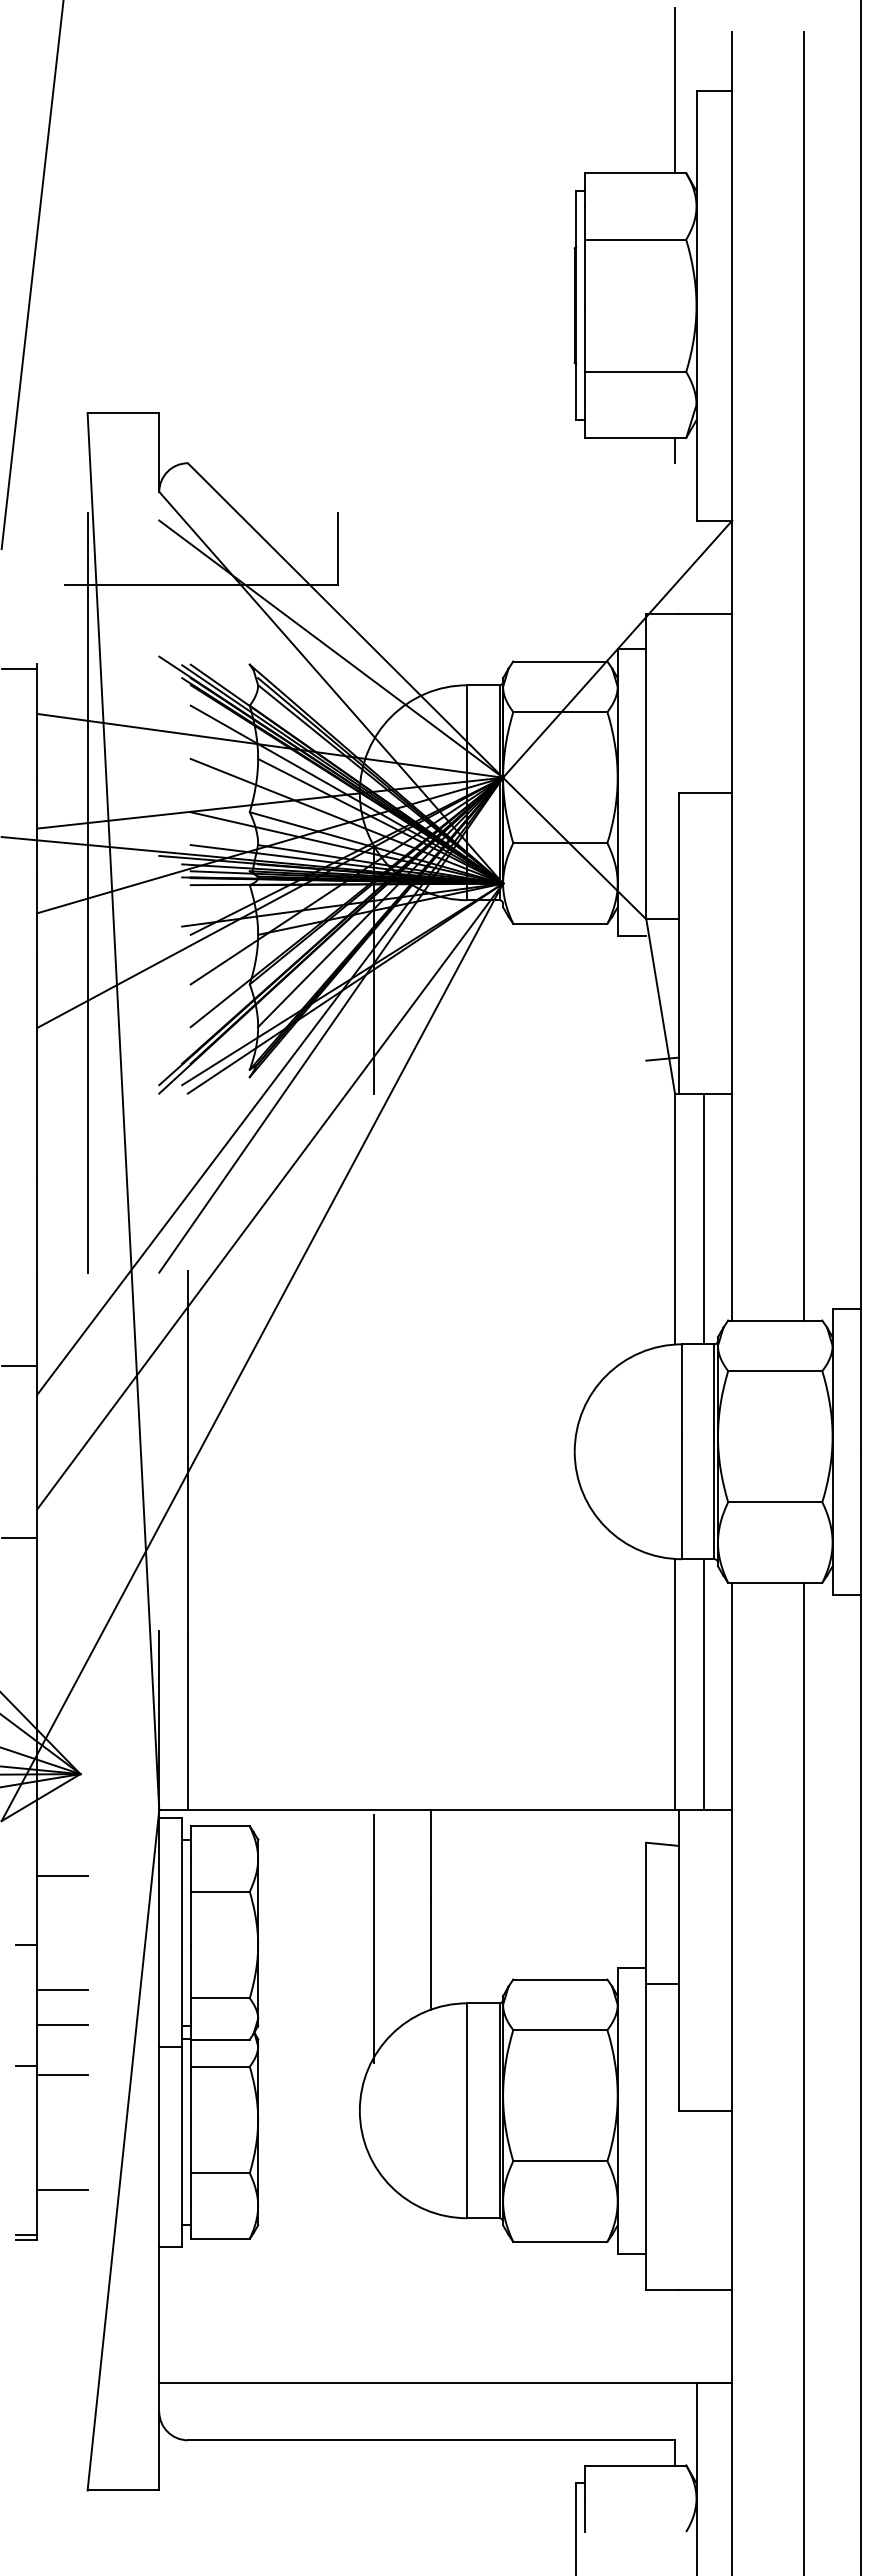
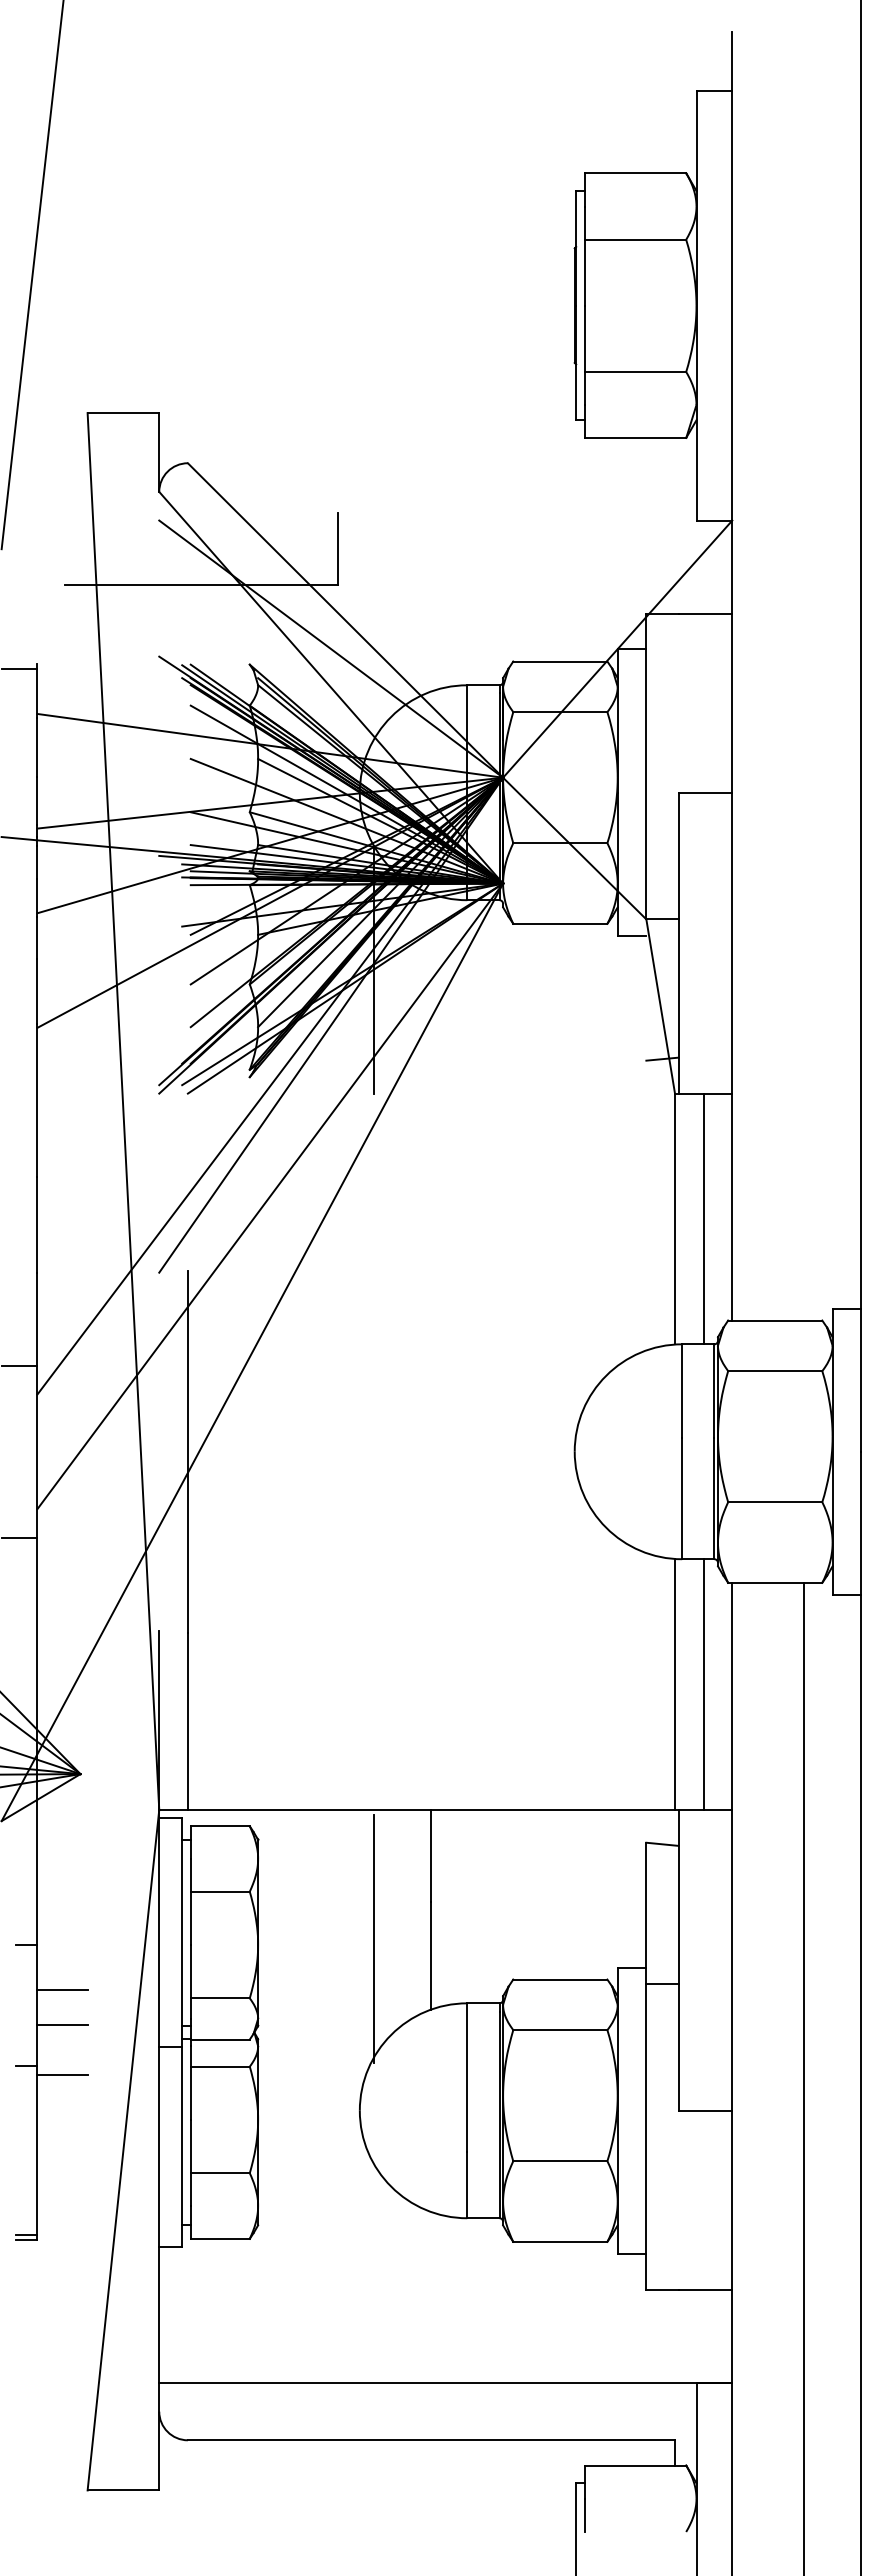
line: present -> none (675, 90)
line: present -> none (675, 450)
line: present -> none (803, 676)
line: present -> none (87, 892)
line: present -> none (62, 1875)
line: present -> none (62, 2189)
